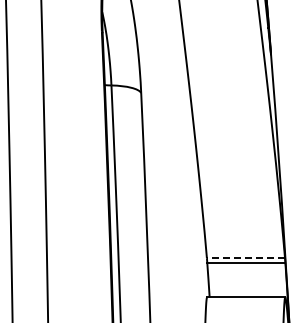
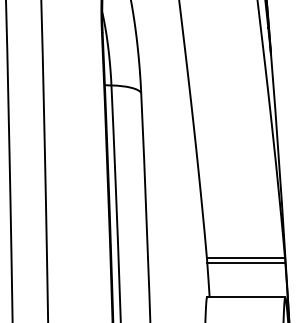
line: dashed -> solid (245, 258)
